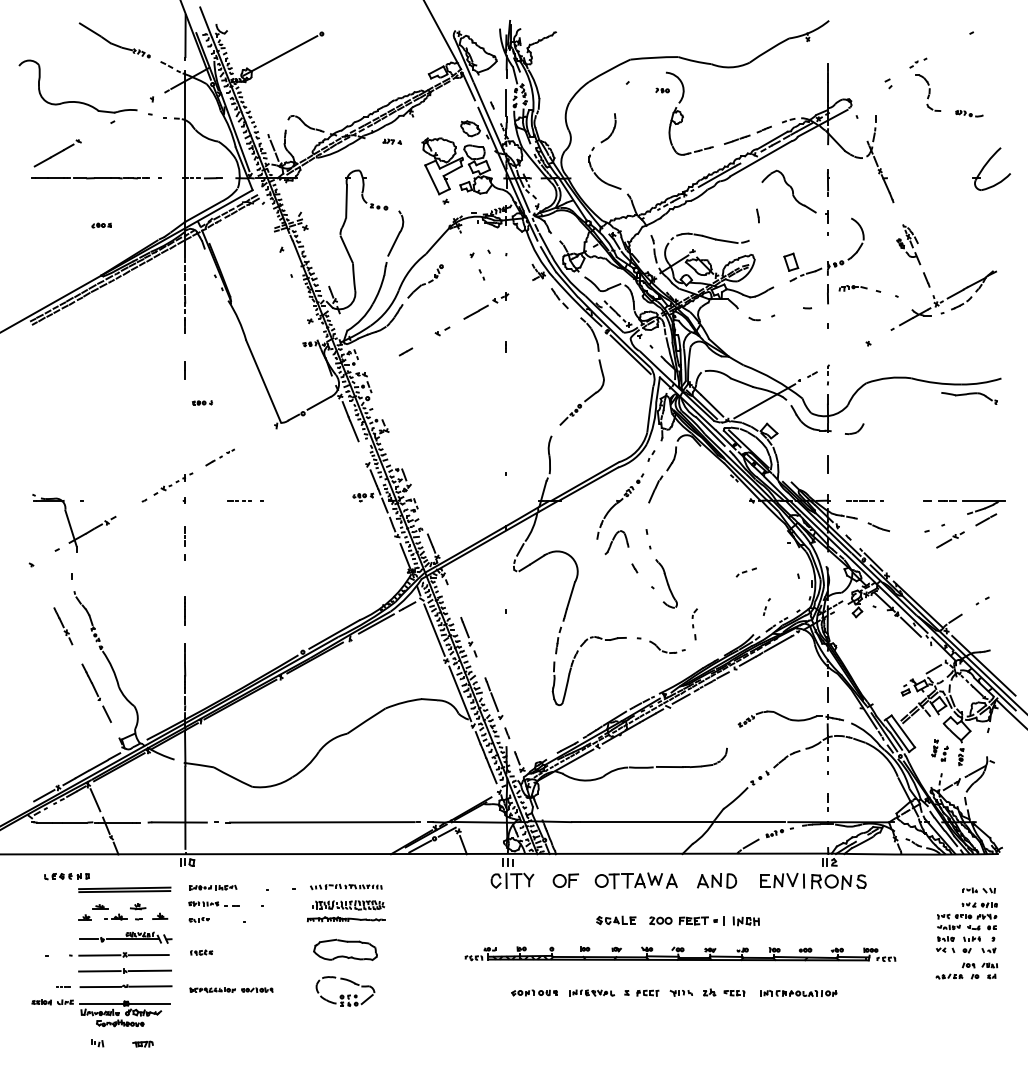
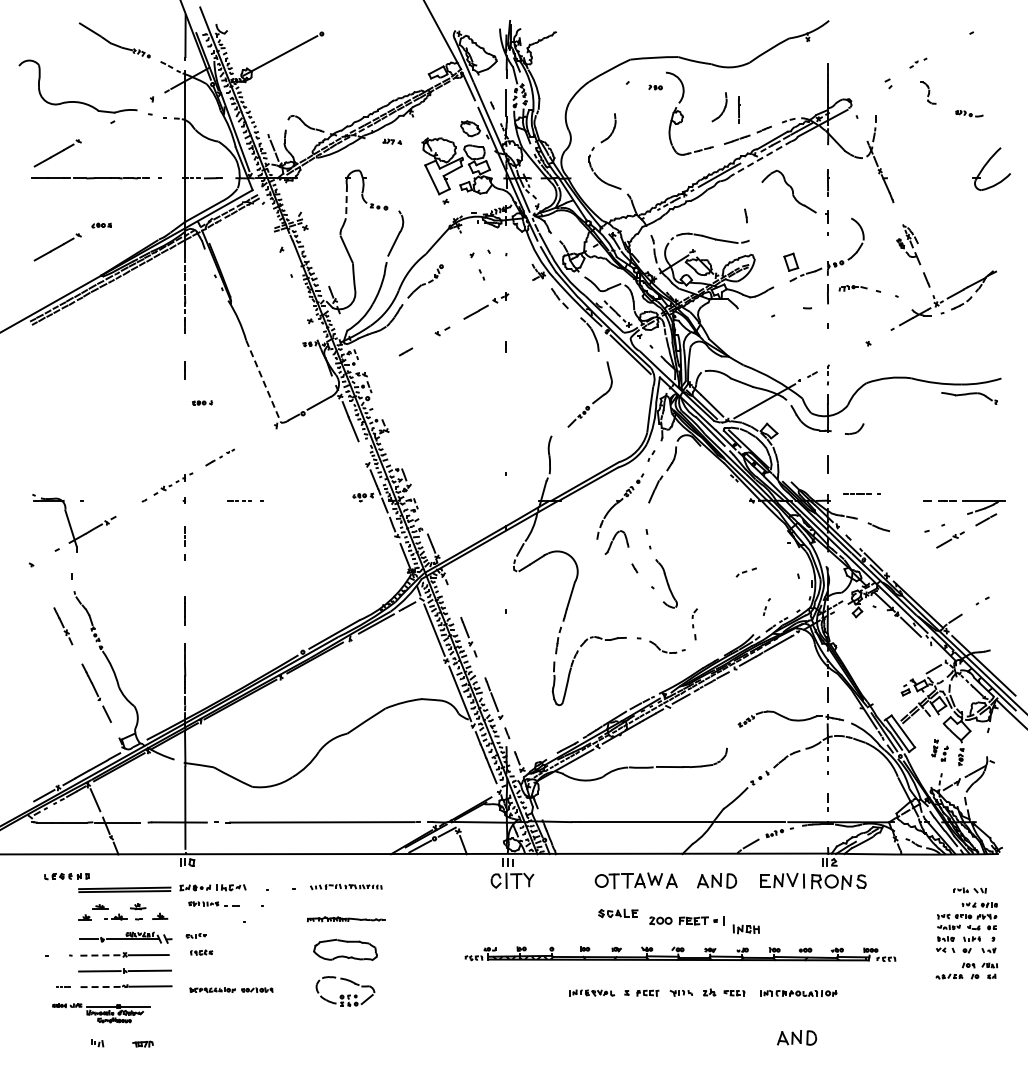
part position: (662, 90) -> (655, 87) (655, 87)
part size: 27x38 px -> 17x24 px (928, 92)
part: none -> present (719, 107)
line: none -> present (739, 109)
line: solid -> dashed (760, 158)
line: solid -> dashed (346, 201)
line position: (757, 215) -> (745, 215) (745, 215)
part: none -> present (57, 247)
part: present -> none (754, 318)
line: solid -> dashed (263, 381)
part position: (585, 399) -> (593, 401) (593, 401)
line position: (864, 500) -> (861, 493) (861, 493)
part: present -> none (565, 880)
part size: 49x7 px -> 68x8 px (212, 887)
part position: (978, 890) -> (969, 890) (969, 890)
part: present -> none (348, 905)
part position: (198, 919) -> (195, 935) (195, 935)
part position: (616, 920) -> (618, 913) (618, 913)
part position: (745, 921) -> (745, 929) (745, 929)
line: solid -> dashed (99, 955)
line: solid -> dashed (101, 987)
part: present -> none (534, 992)
part size: 140x29 px -> 99x21 px (101, 1013)
part: none -> present (797, 1037)
